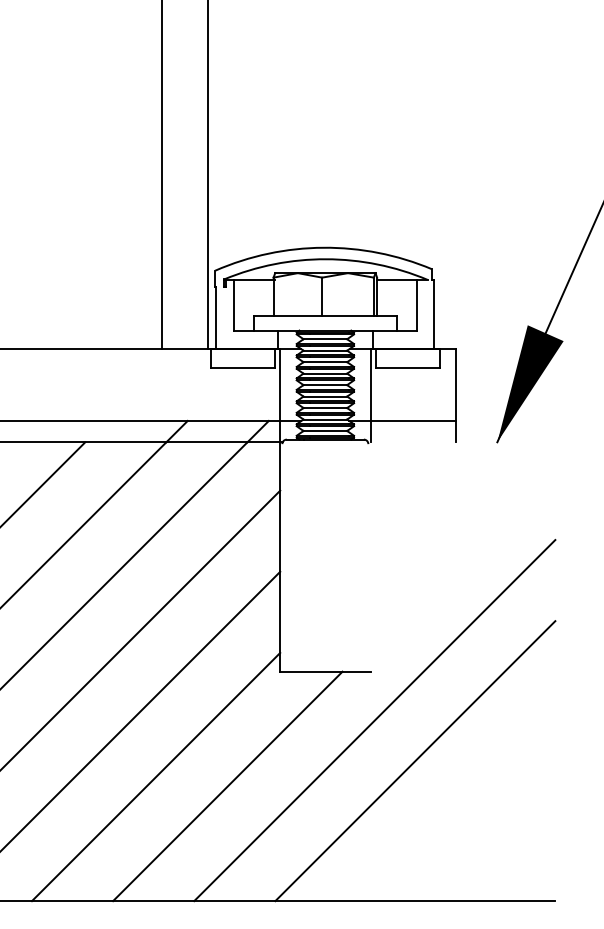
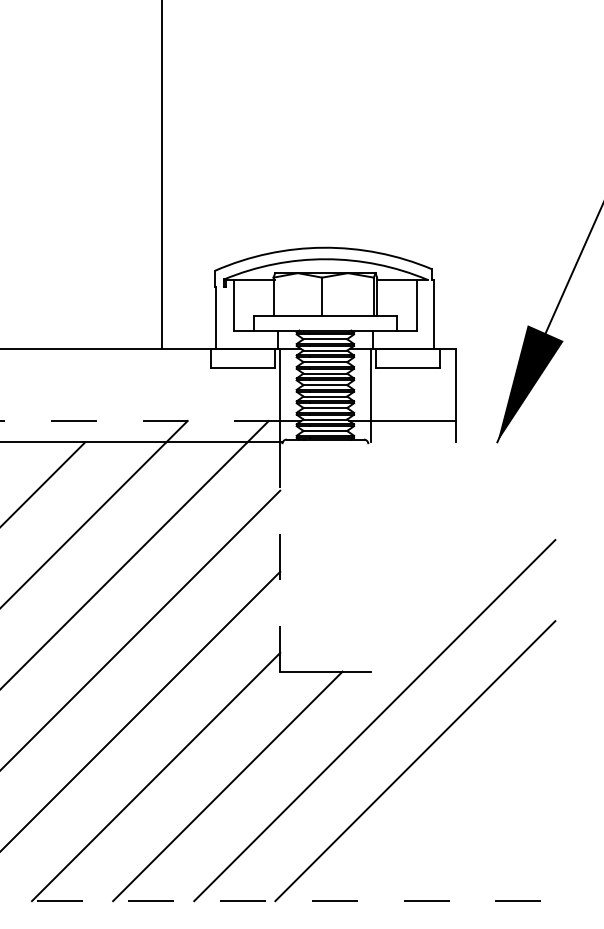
line: present -> none (207, 175)
line: solid -> dashed (140, 420)
line: solid -> dashed (280, 557)
line: solid -> dashed (278, 901)
